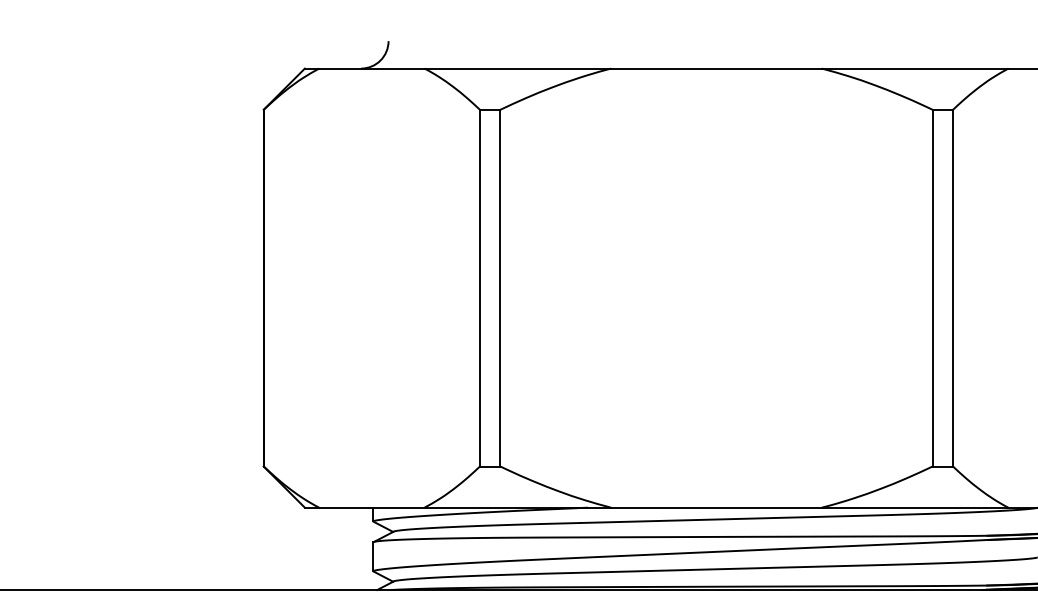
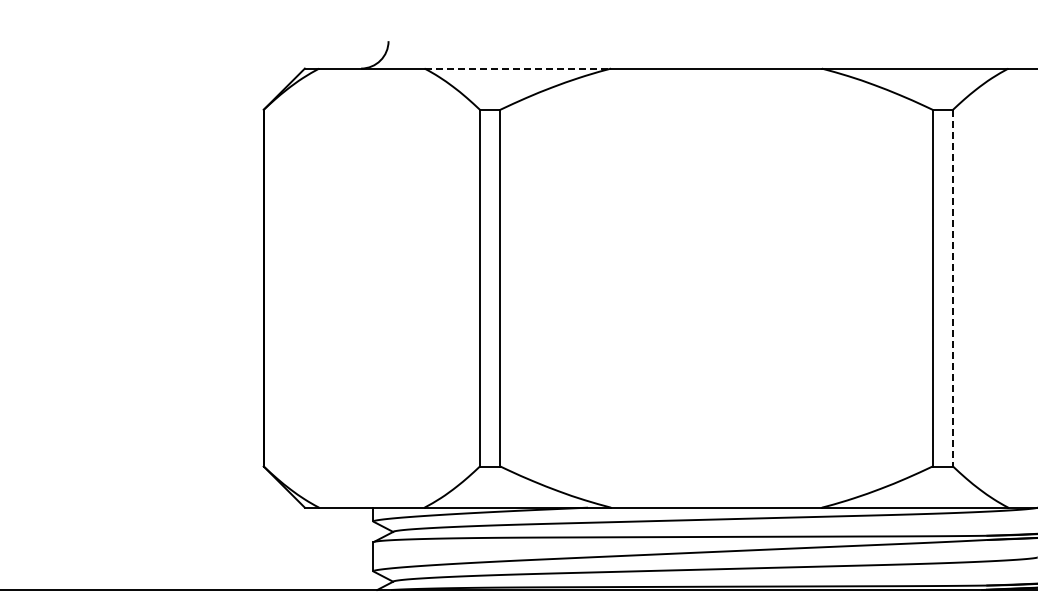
line: solid -> dashed (518, 68)
line: solid -> dashed (953, 288)
